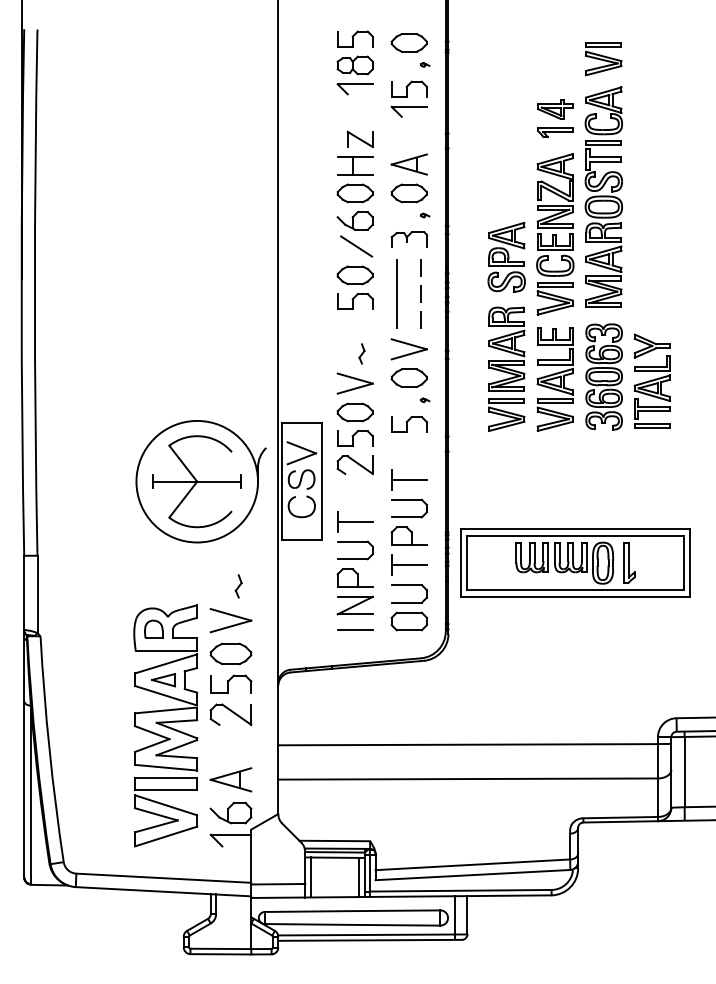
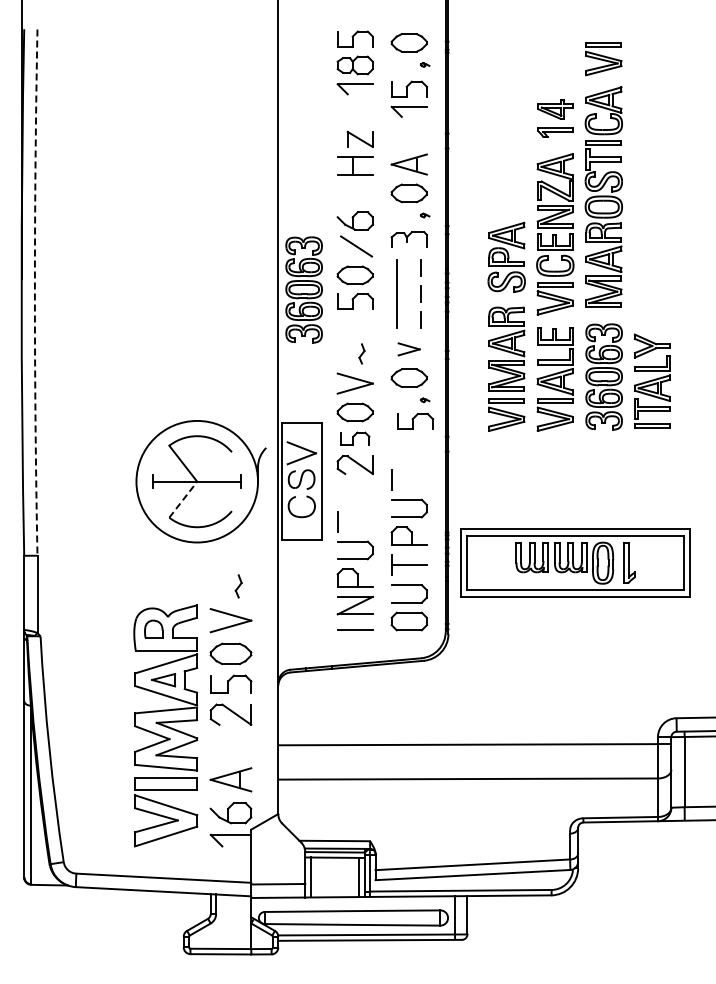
part: present -> none (354, 193)
part: none -> present (303, 289)
arc: solid -> dashed (34, 292)
part size: 38x23 px -> 24x15 px (408, 349)
part position: (409, 424) -> (415, 421) (415, 421)
part size: 37x17 px -> 31x15 px (355, 438)
line: present -> none (408, 479)
line: solid -> dashed (183, 499)
line: present -> none (354, 521)
